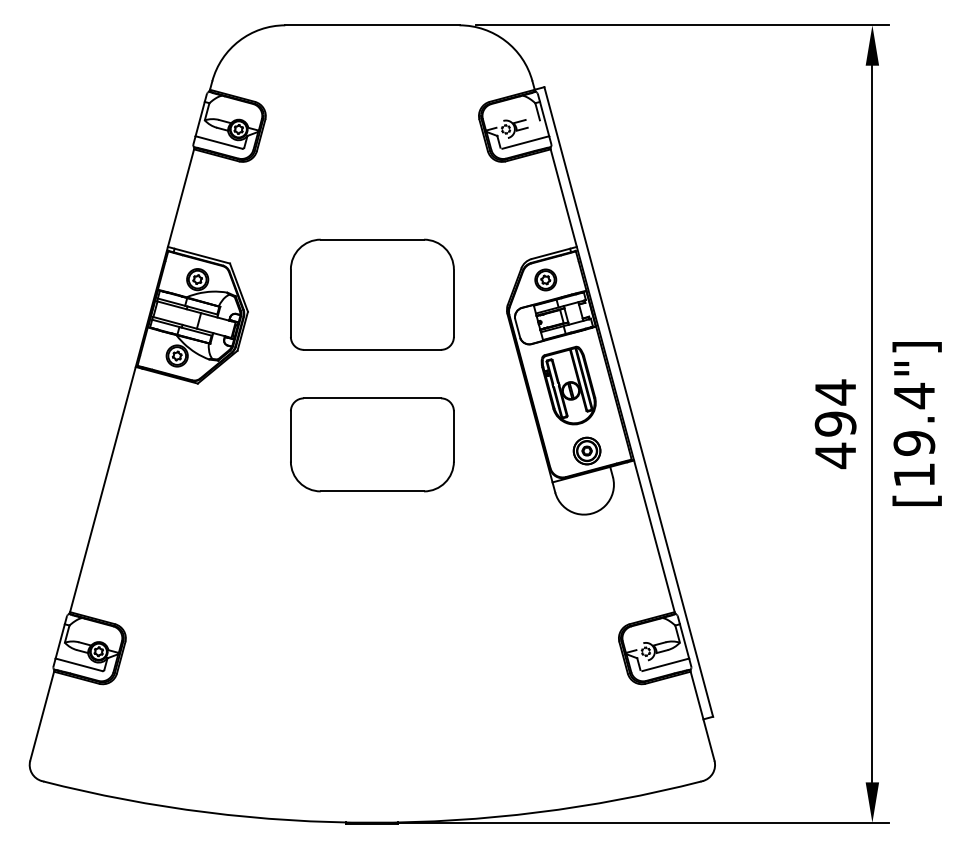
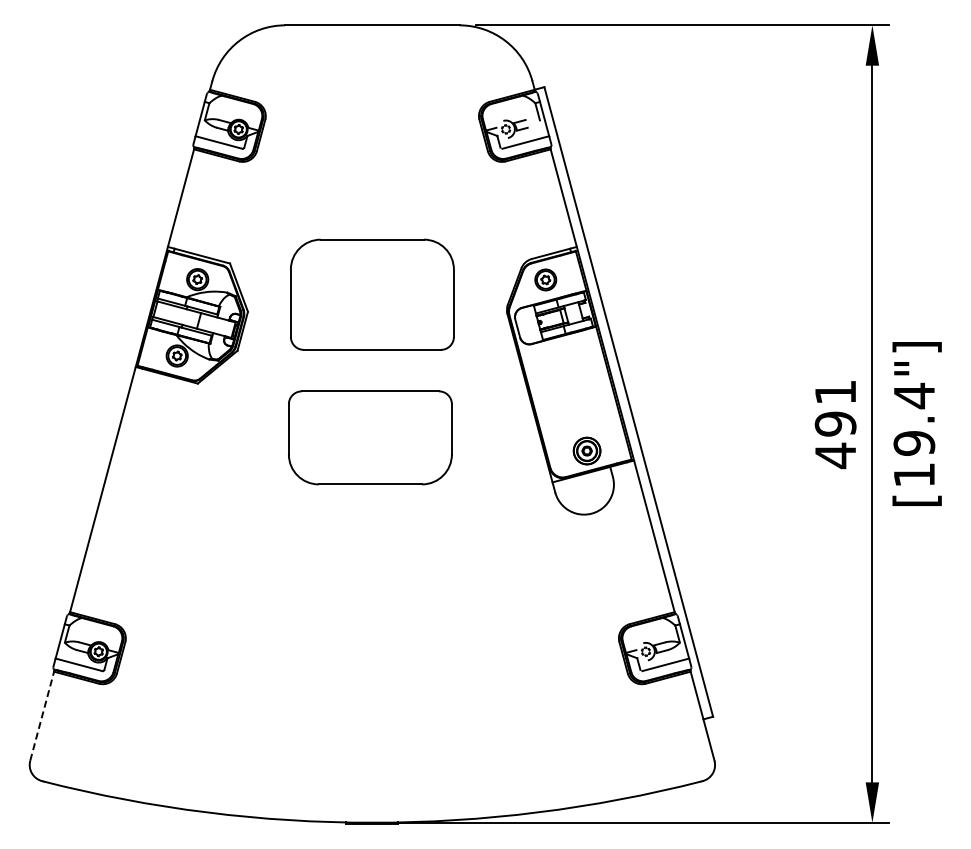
part: present -> none (568, 385)
text: 494 -> 491 (835, 392)
part position: (372, 444) -> (370, 437) (370, 437)
line: solid -> dashed (42, 714)
